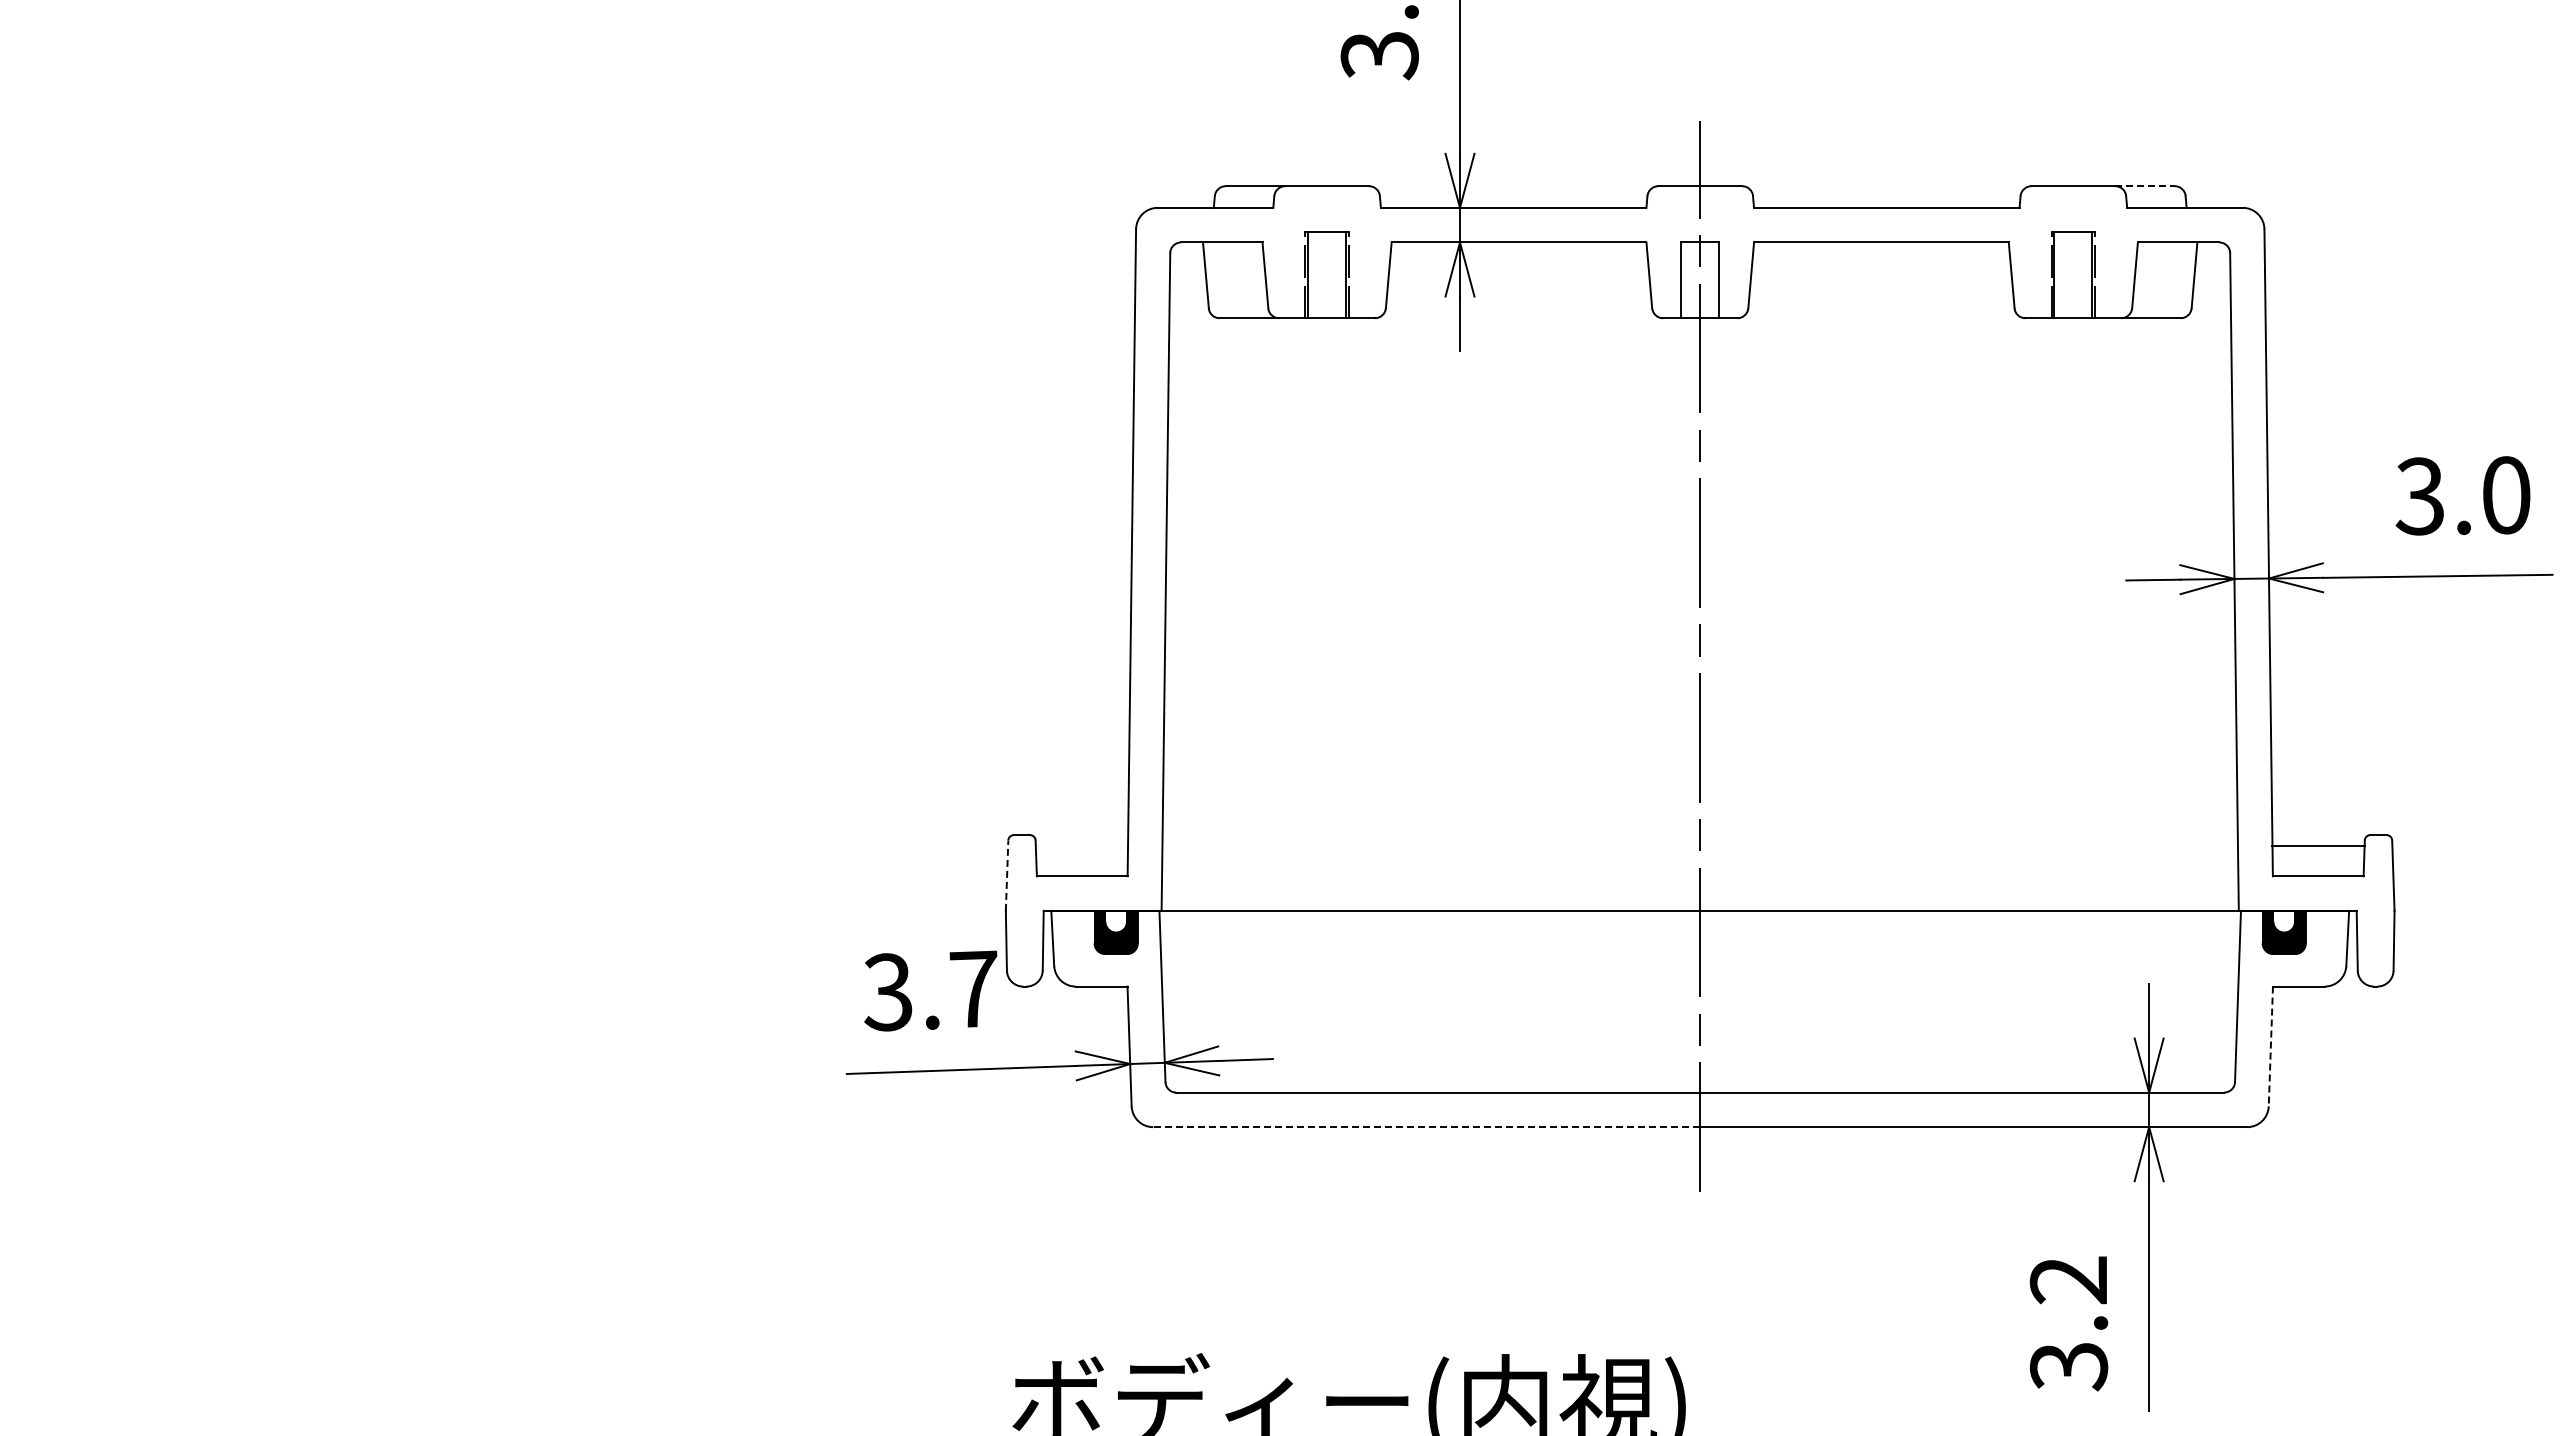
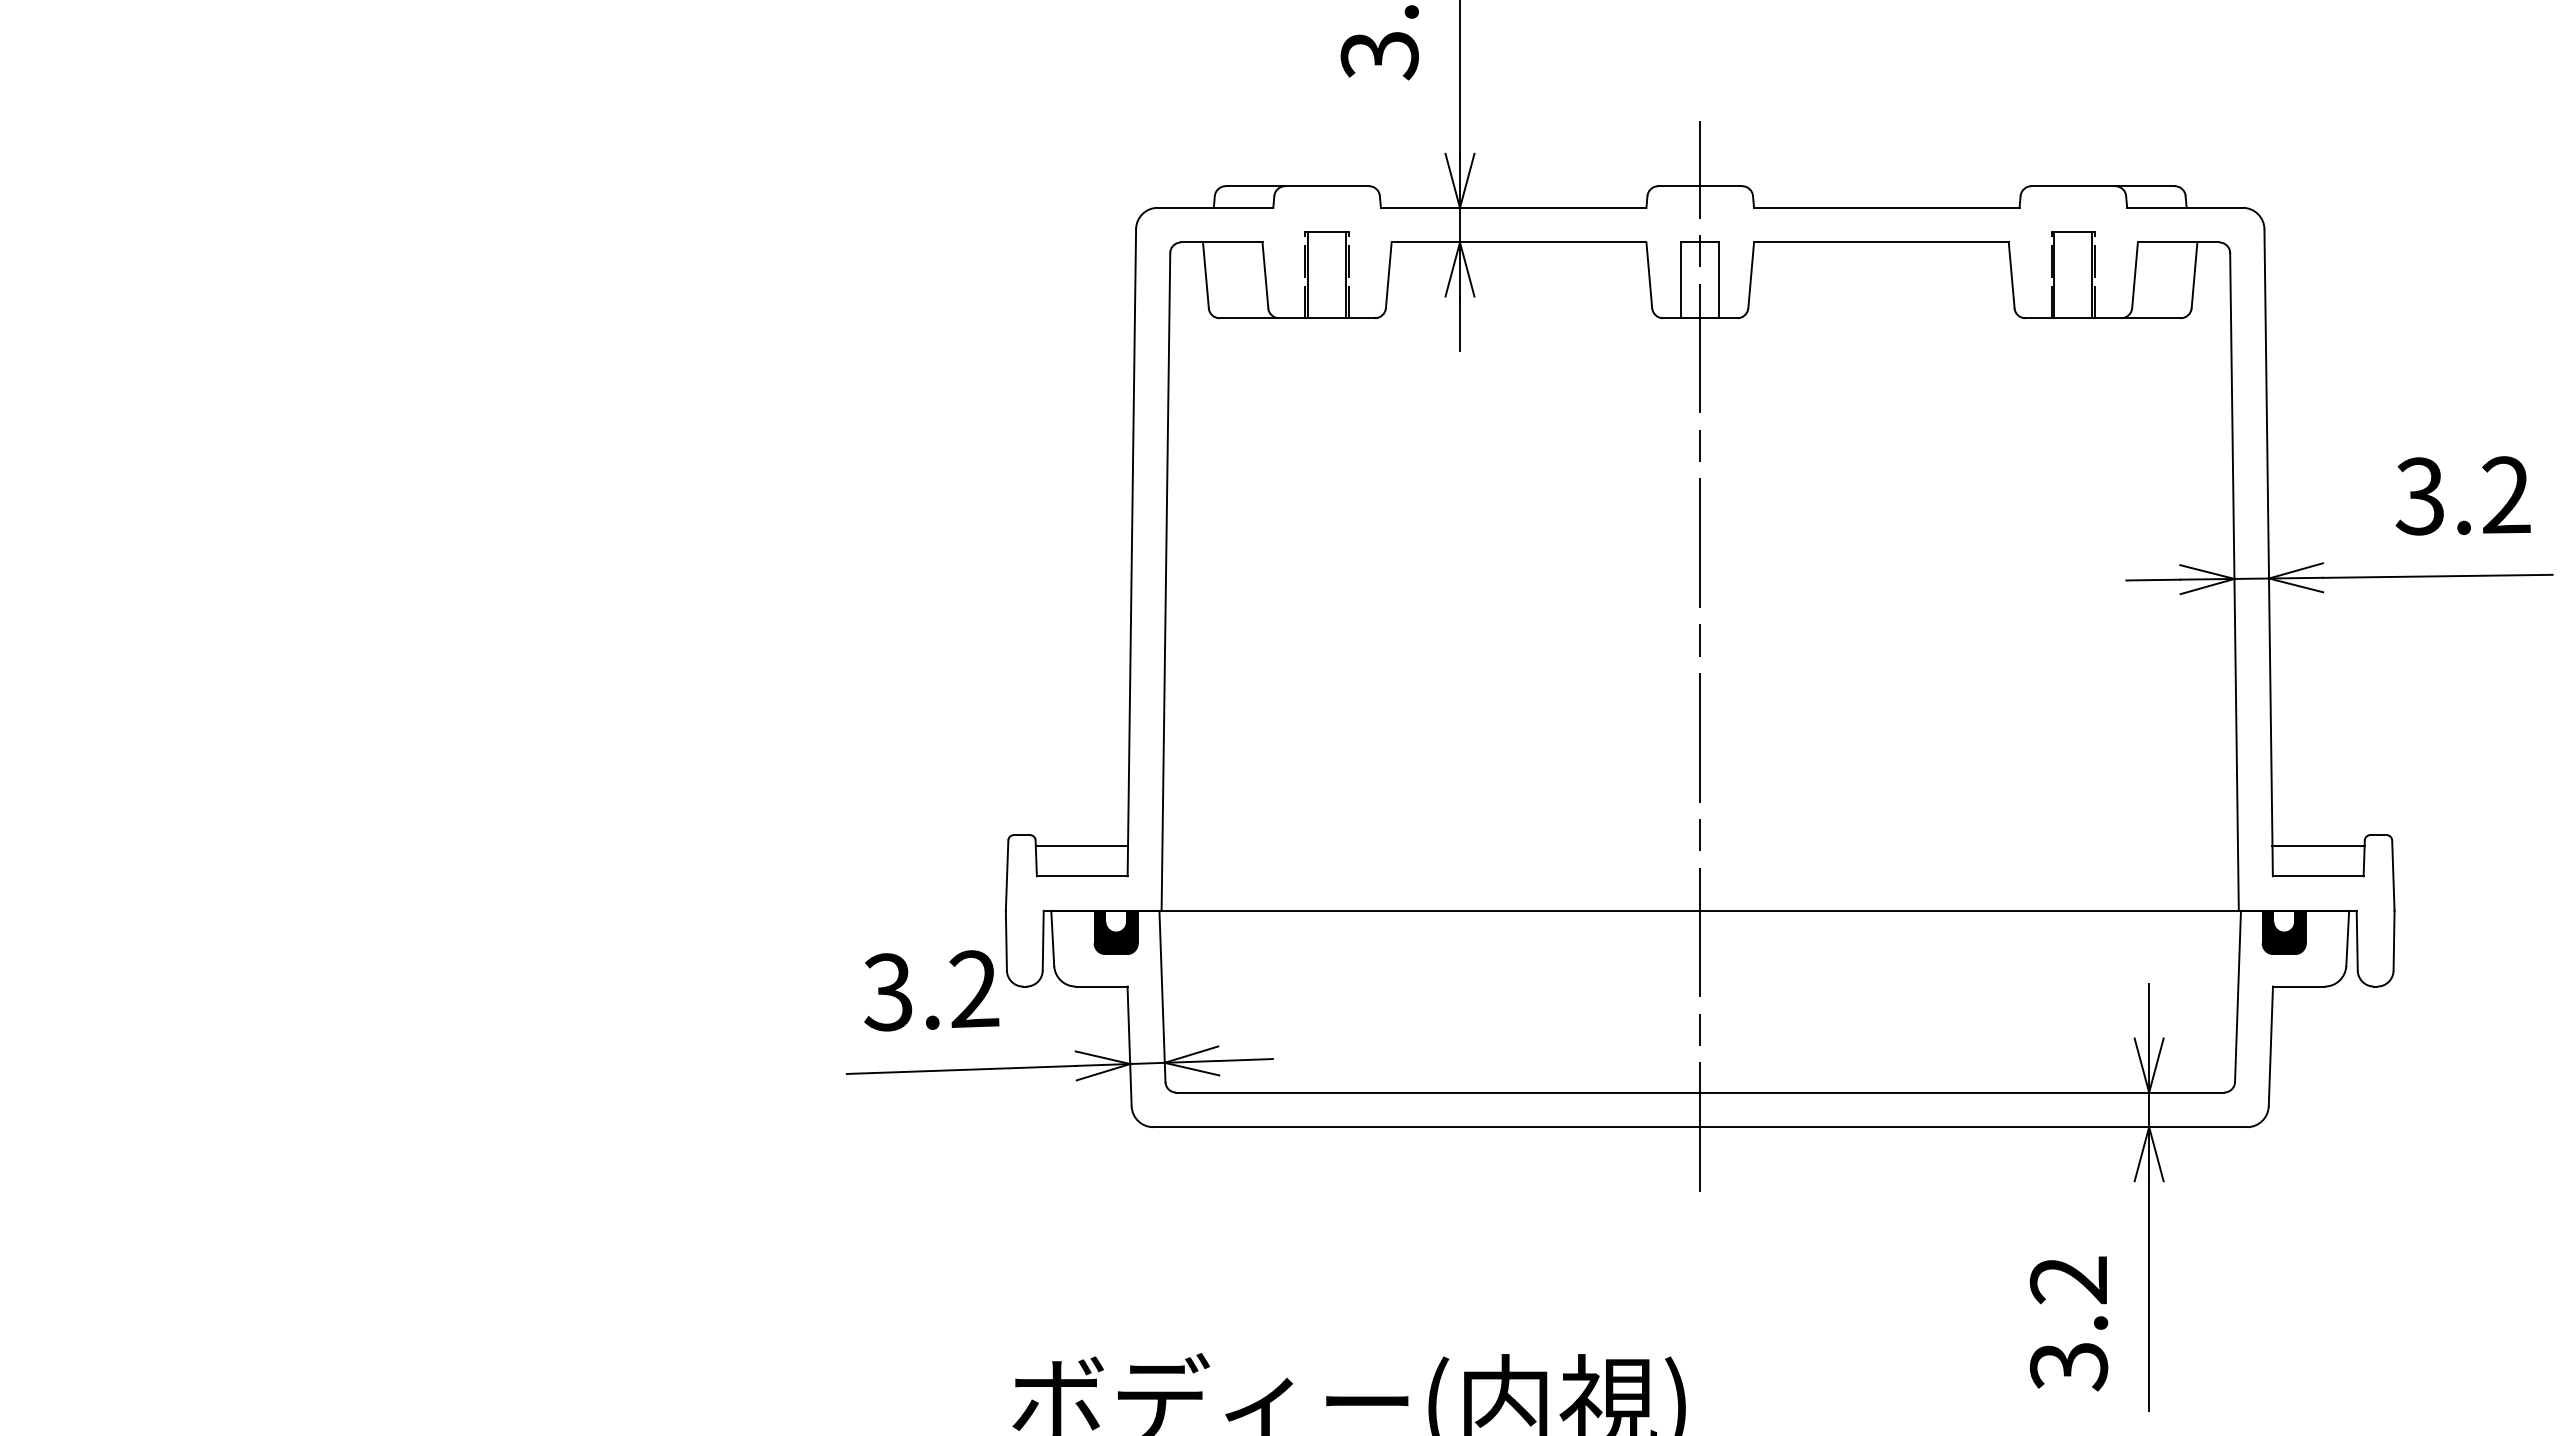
line: dashed -> solid (2145, 186)
text: 3.0 -> 3.2 (2506, 495)
line: none -> present (1081, 845)
line: dashed -> solid (1007, 875)
text: 3.7 -> 3.2 (974, 988)
line: dashed -> solid (2270, 1046)
line: dashed -> solid (1426, 1127)
